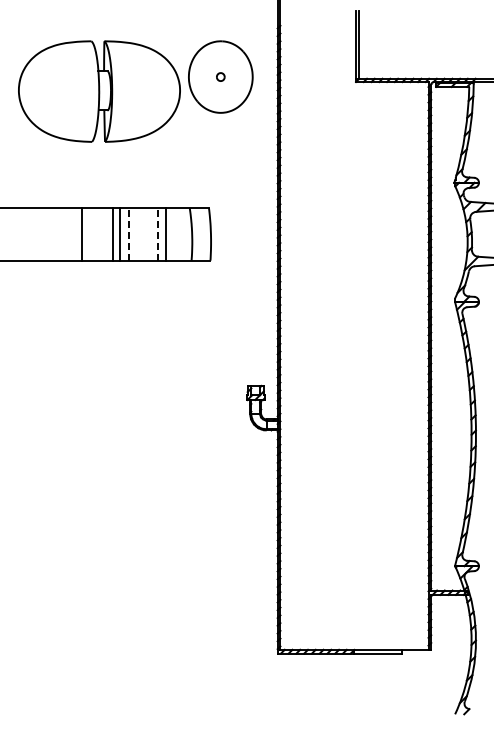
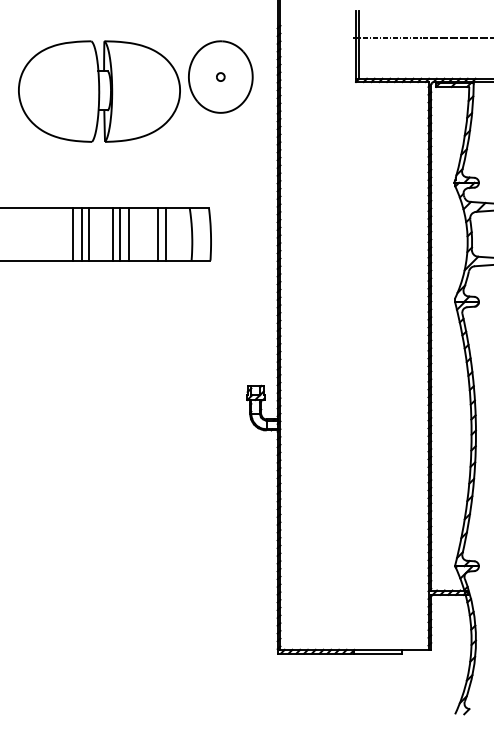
line: none -> present (420, 38)
line: dashed -> solid (128, 233)
line: dashed -> solid (158, 233)
line: none -> present (73, 234)
line: none -> present (88, 234)
